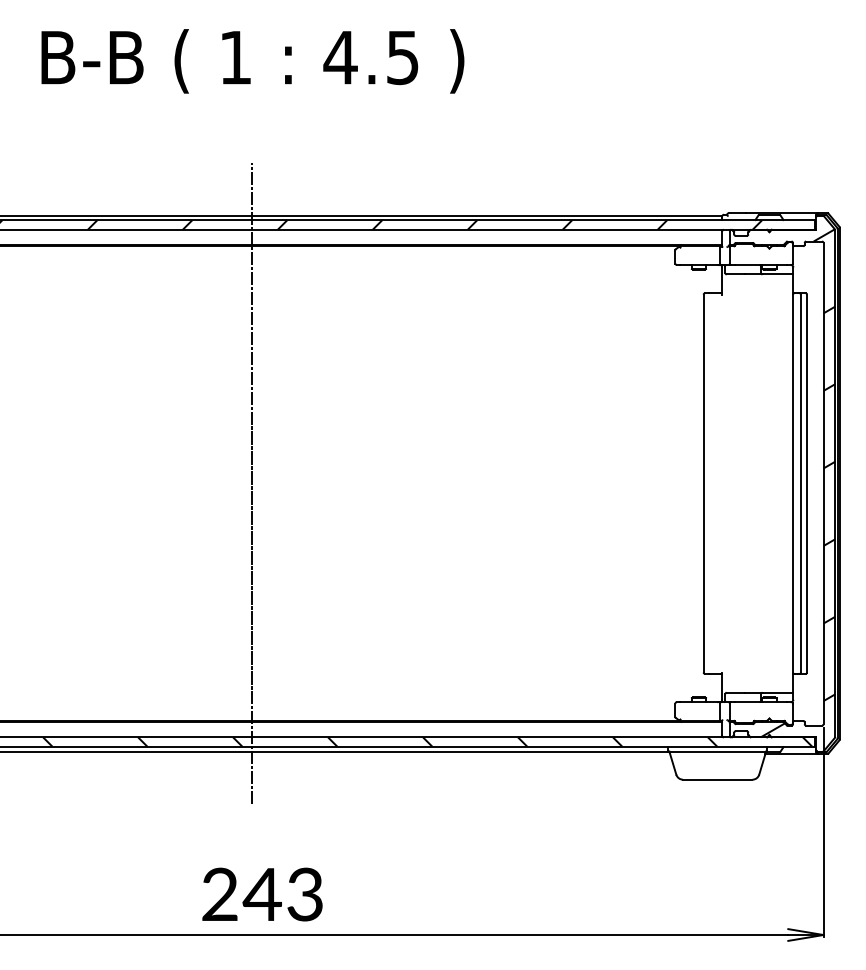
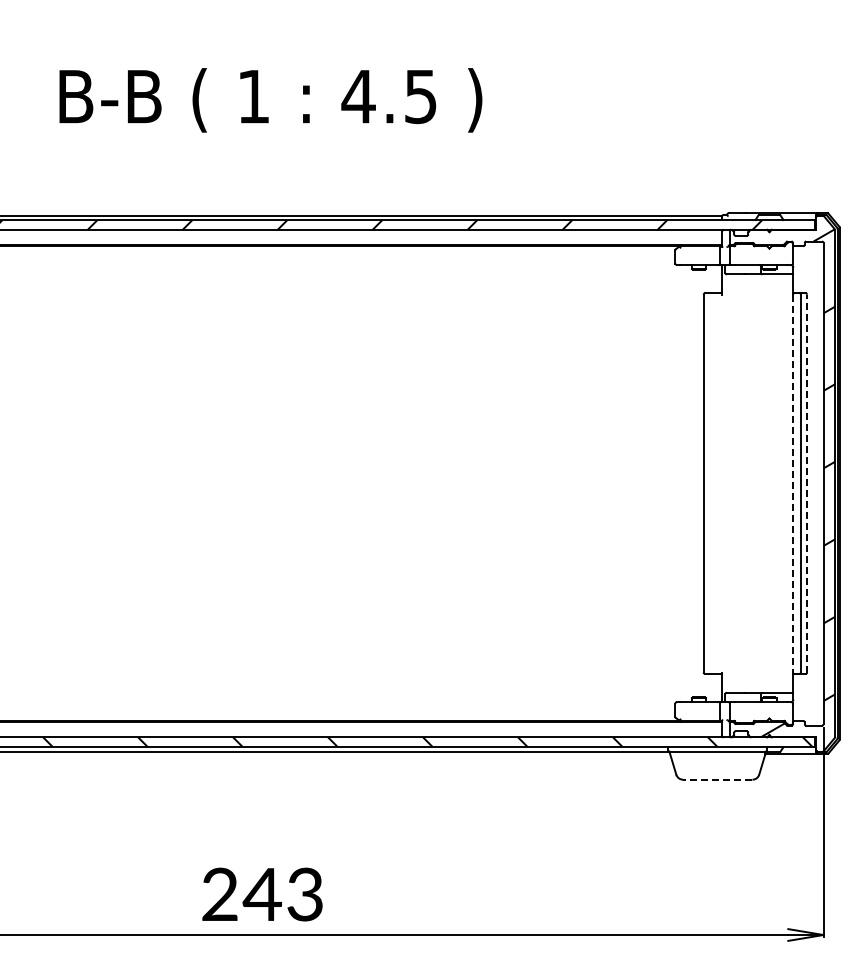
text position: (252, 61) -> (270, 100) (270, 100)
line: present -> none (252, 483)
line: solid -> dashed (792, 483)
line: solid -> dashed (807, 483)
line: solid -> dashed (717, 779)
